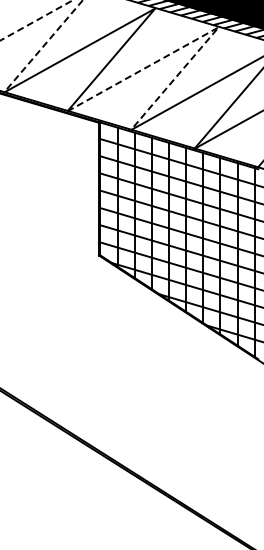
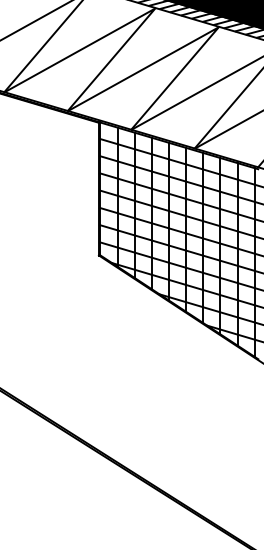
line: dashed -> solid (70, 14)
line: dashed -> solid (203, 35)
